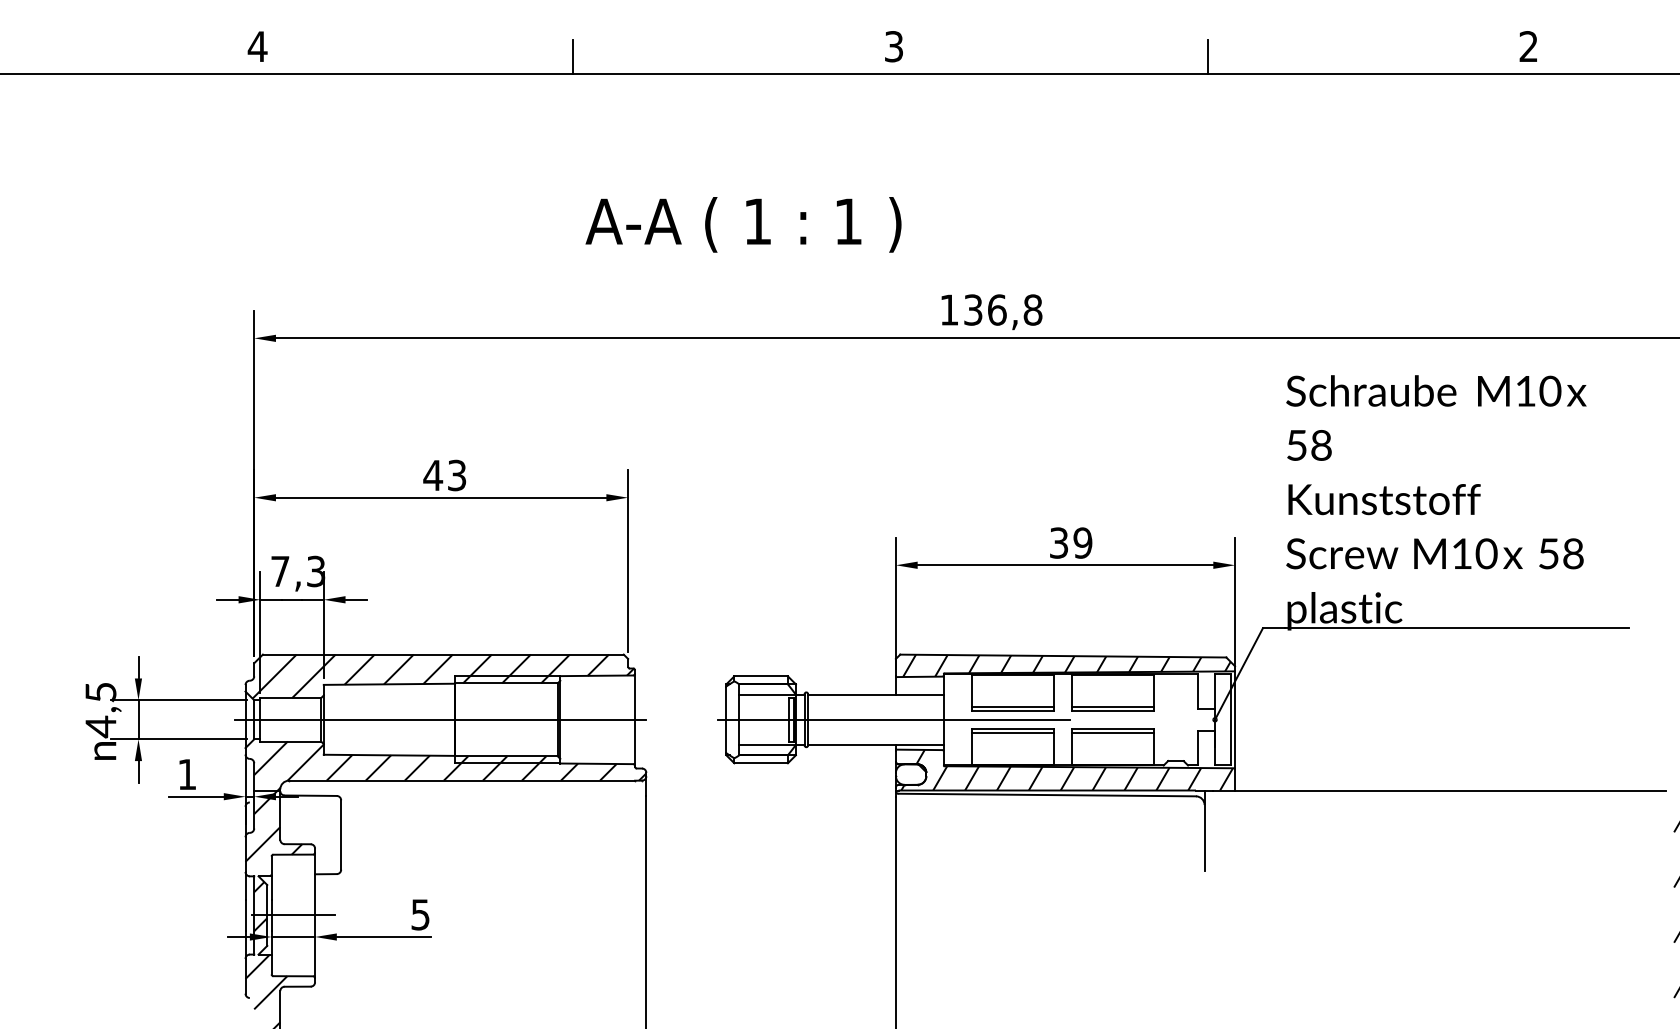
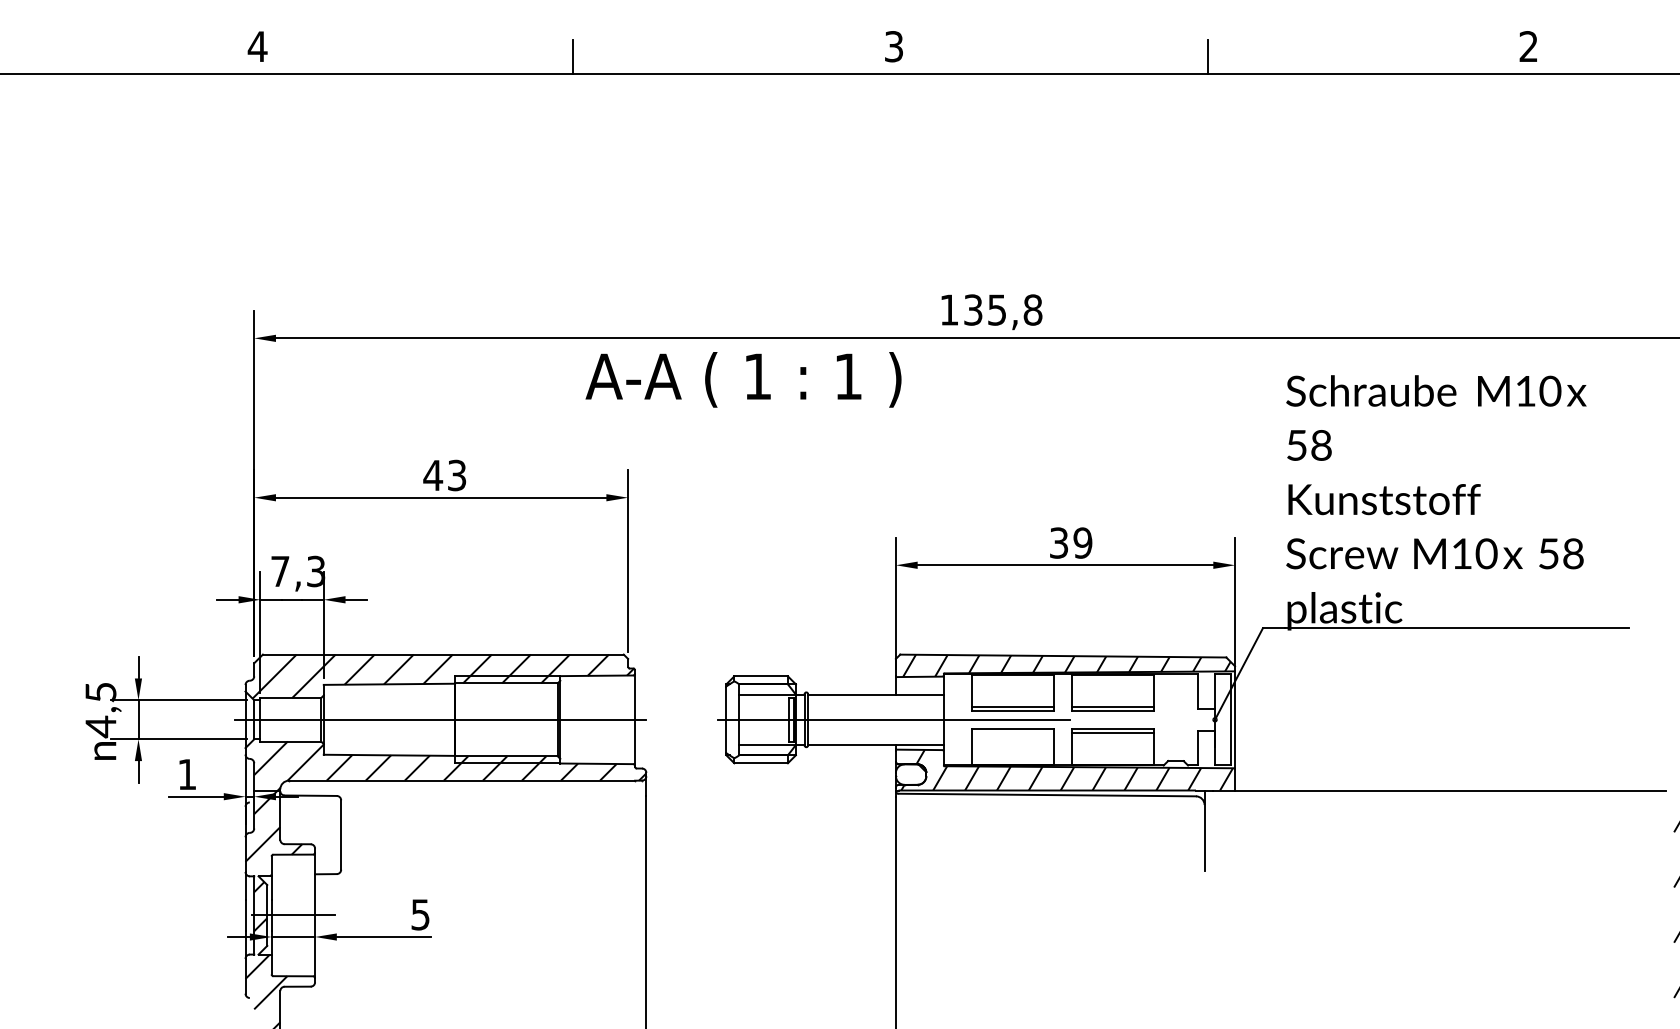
text position: (743, 224) -> (743, 379) (743, 379)
text: 136,8 -> 135,8 (997, 309)
line: present -> none (1012, 732)
